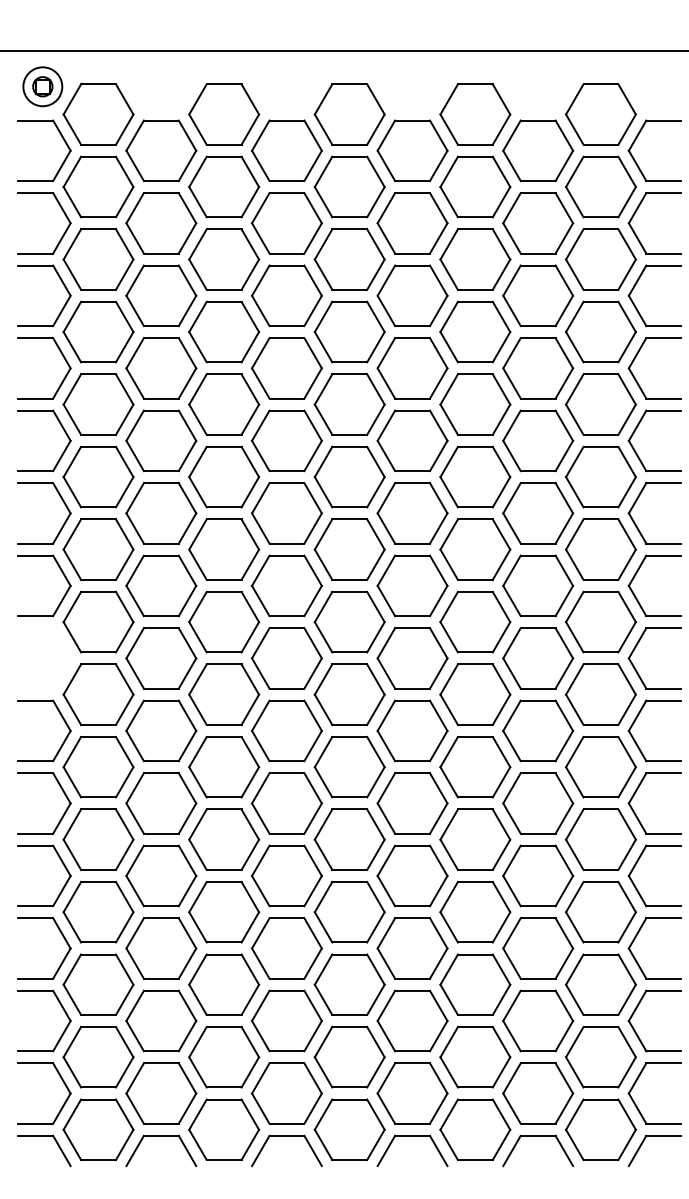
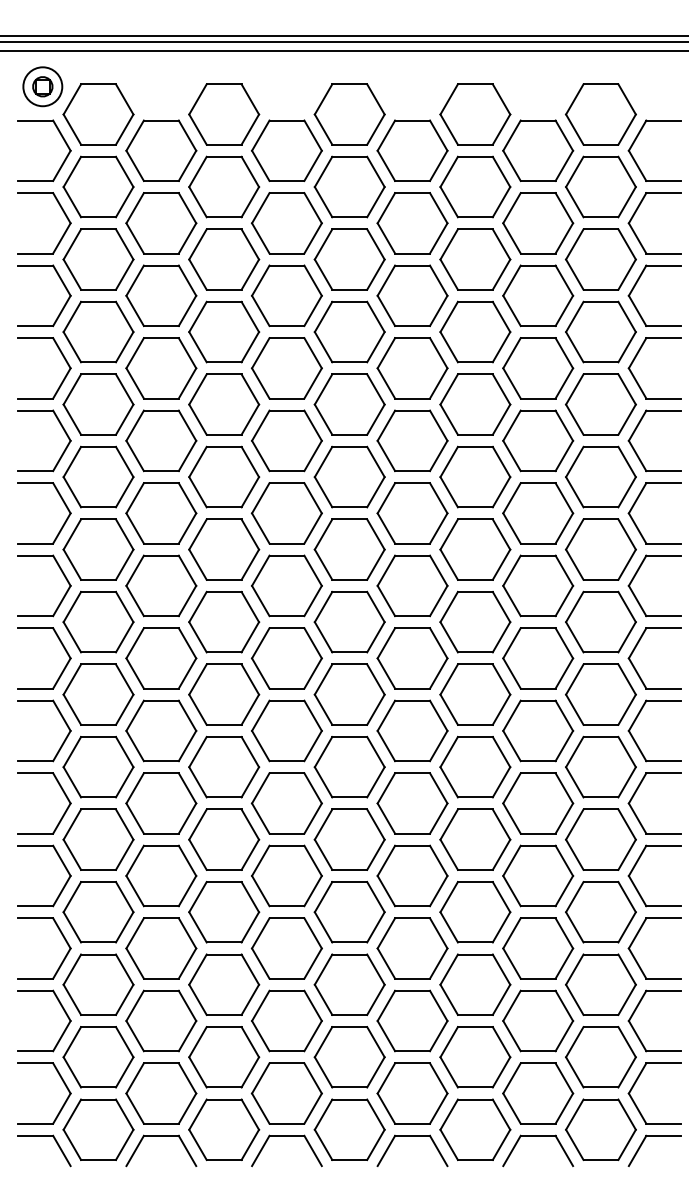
line: none -> present (343, 35)
line: none -> present (343, 42)
part: none -> present (63, 648)
